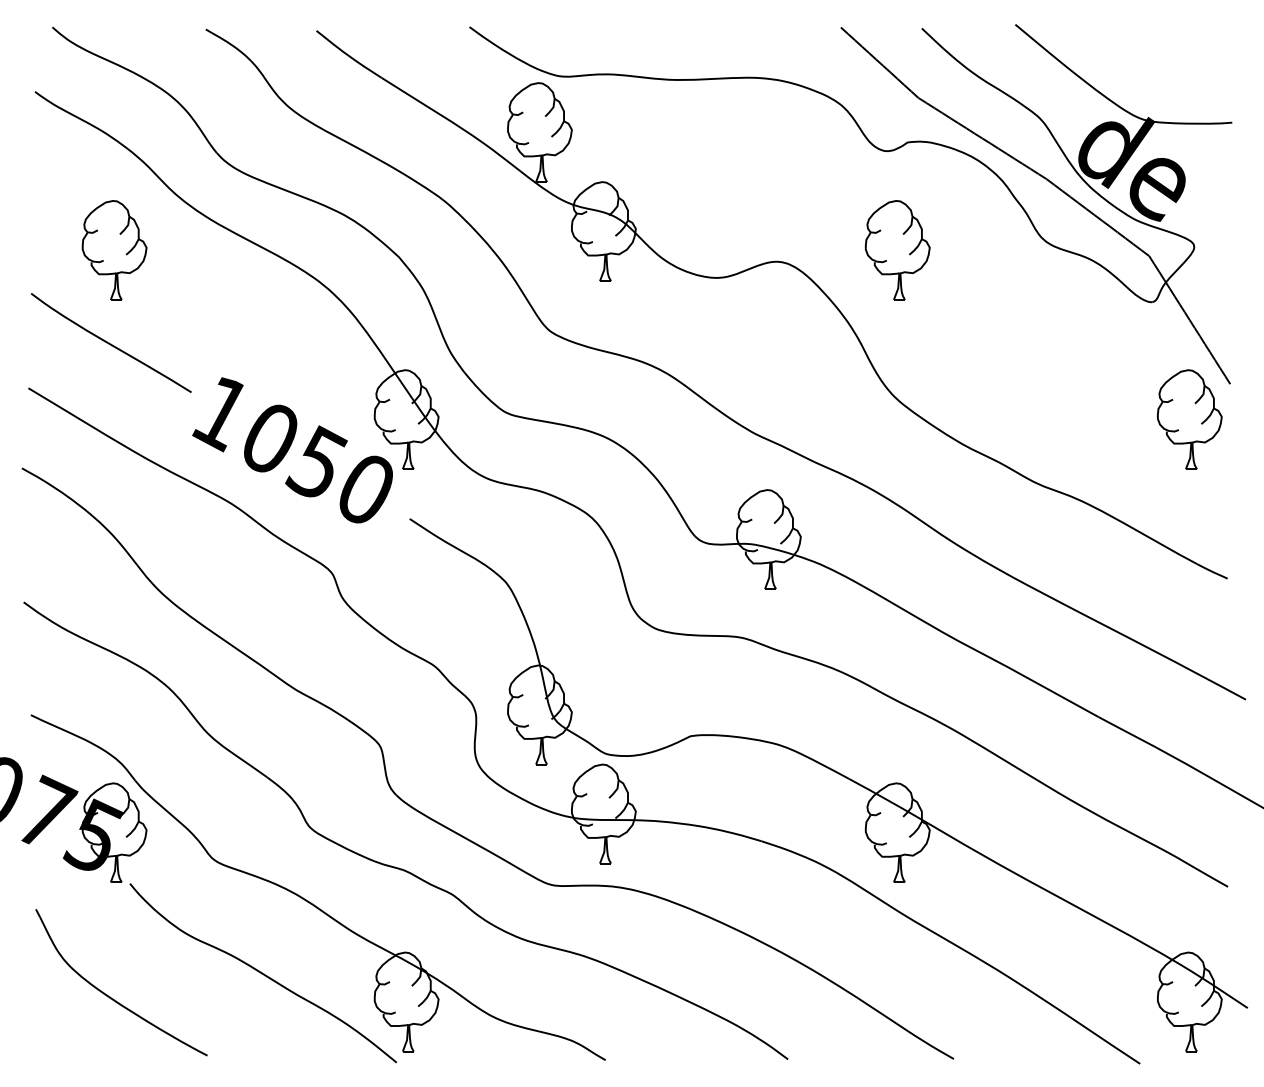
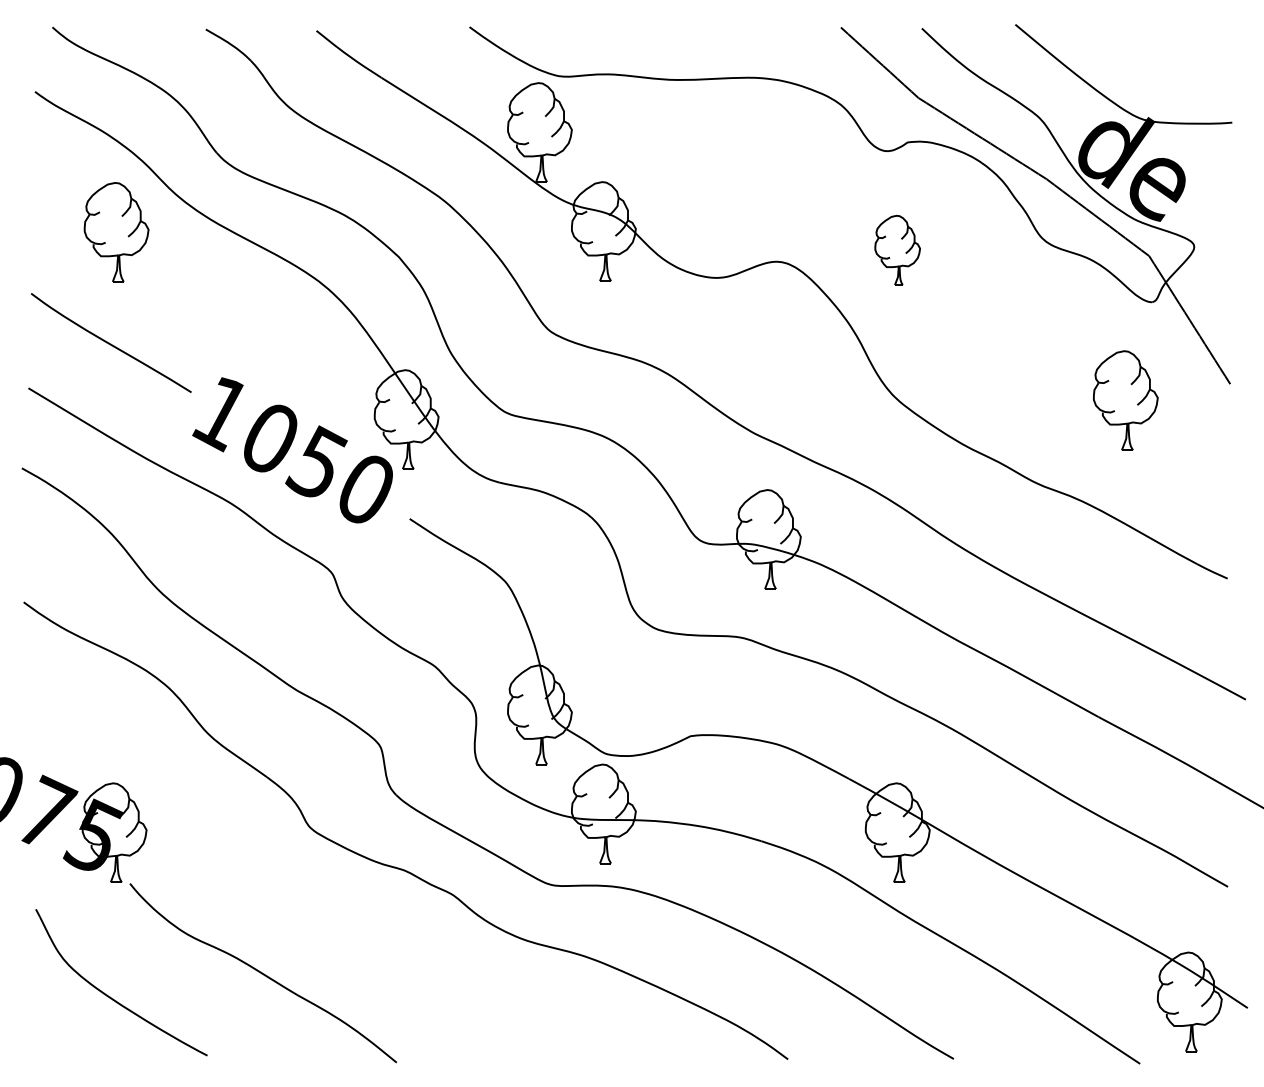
part position: (114, 250) -> (116, 232) (116, 232)
part size: 67x101 px -> 47x72 px (897, 249)
part position: (1189, 419) -> (1125, 400) (1125, 400)
part: present -> none (308, 900)
